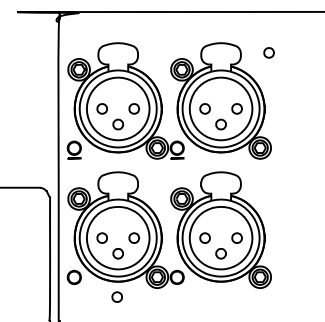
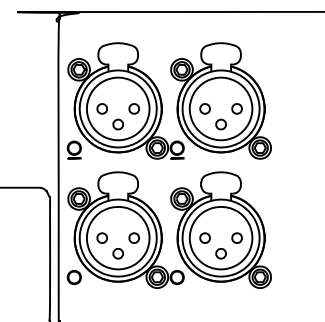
part: present -> none (268, 52)
part: present -> none (116, 296)
